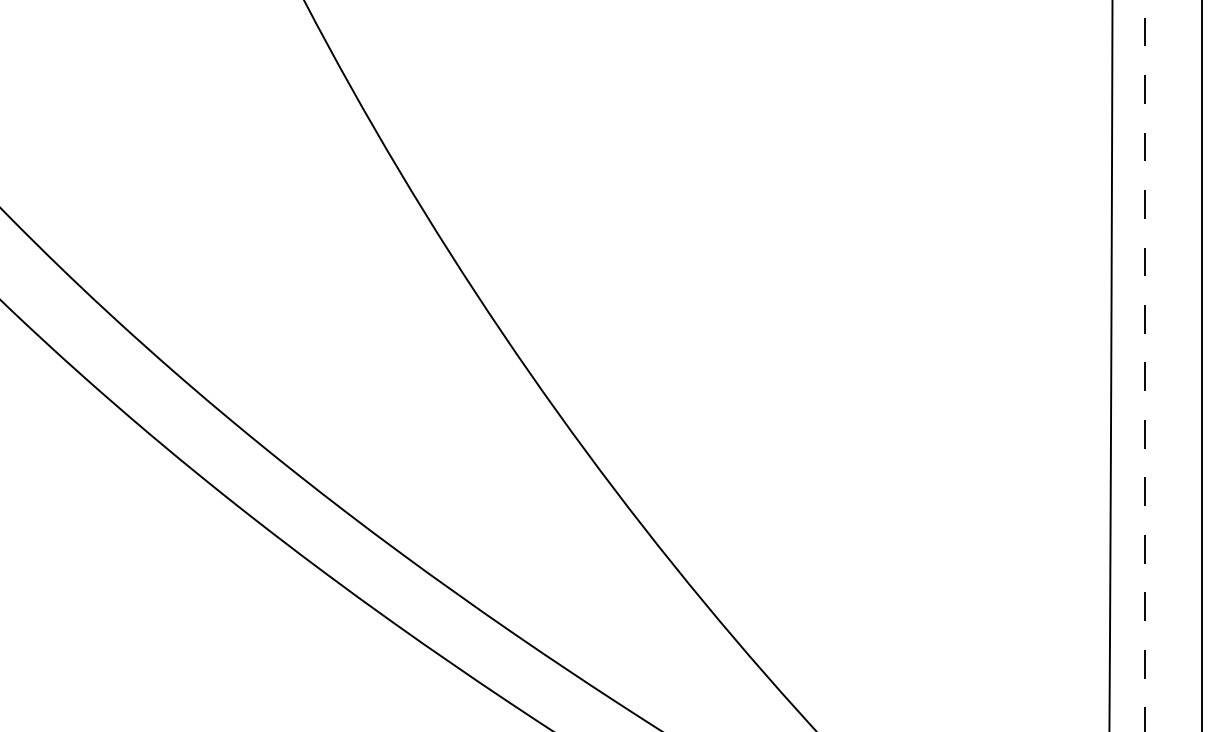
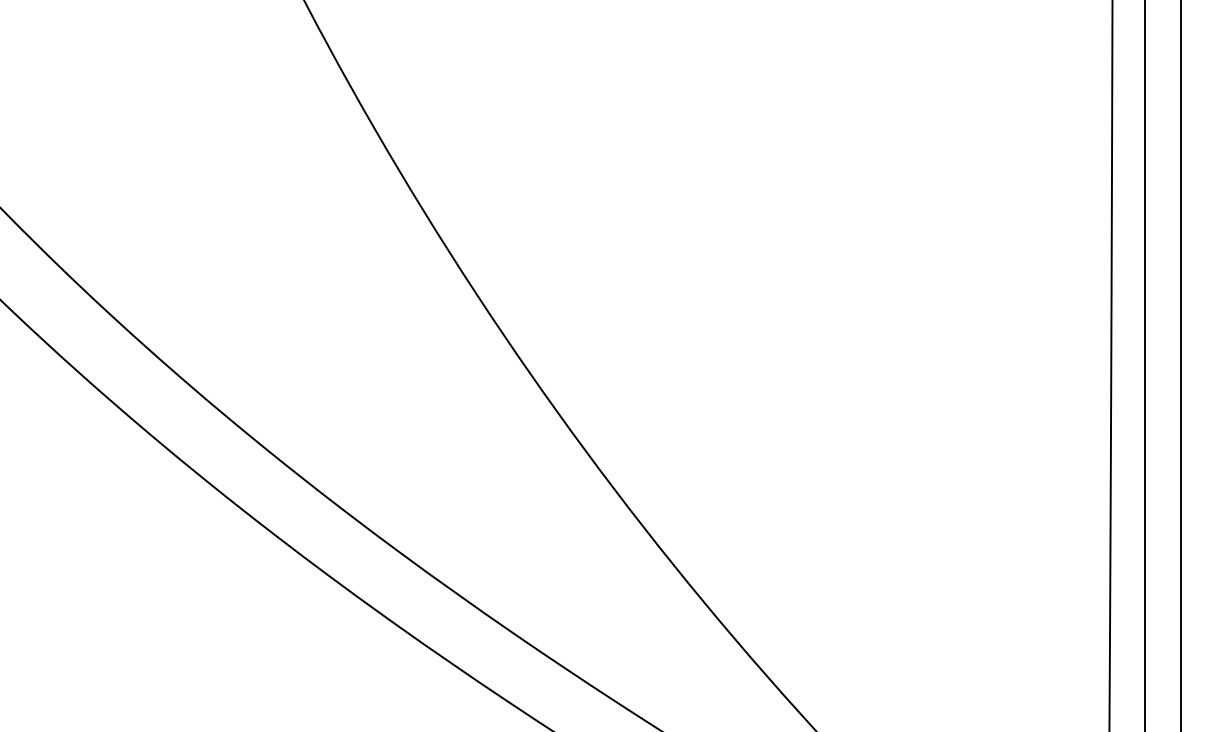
line position: (1201, 365) -> (1180, 365) (1180, 365)
line: dashed -> solid (1144, 366)
